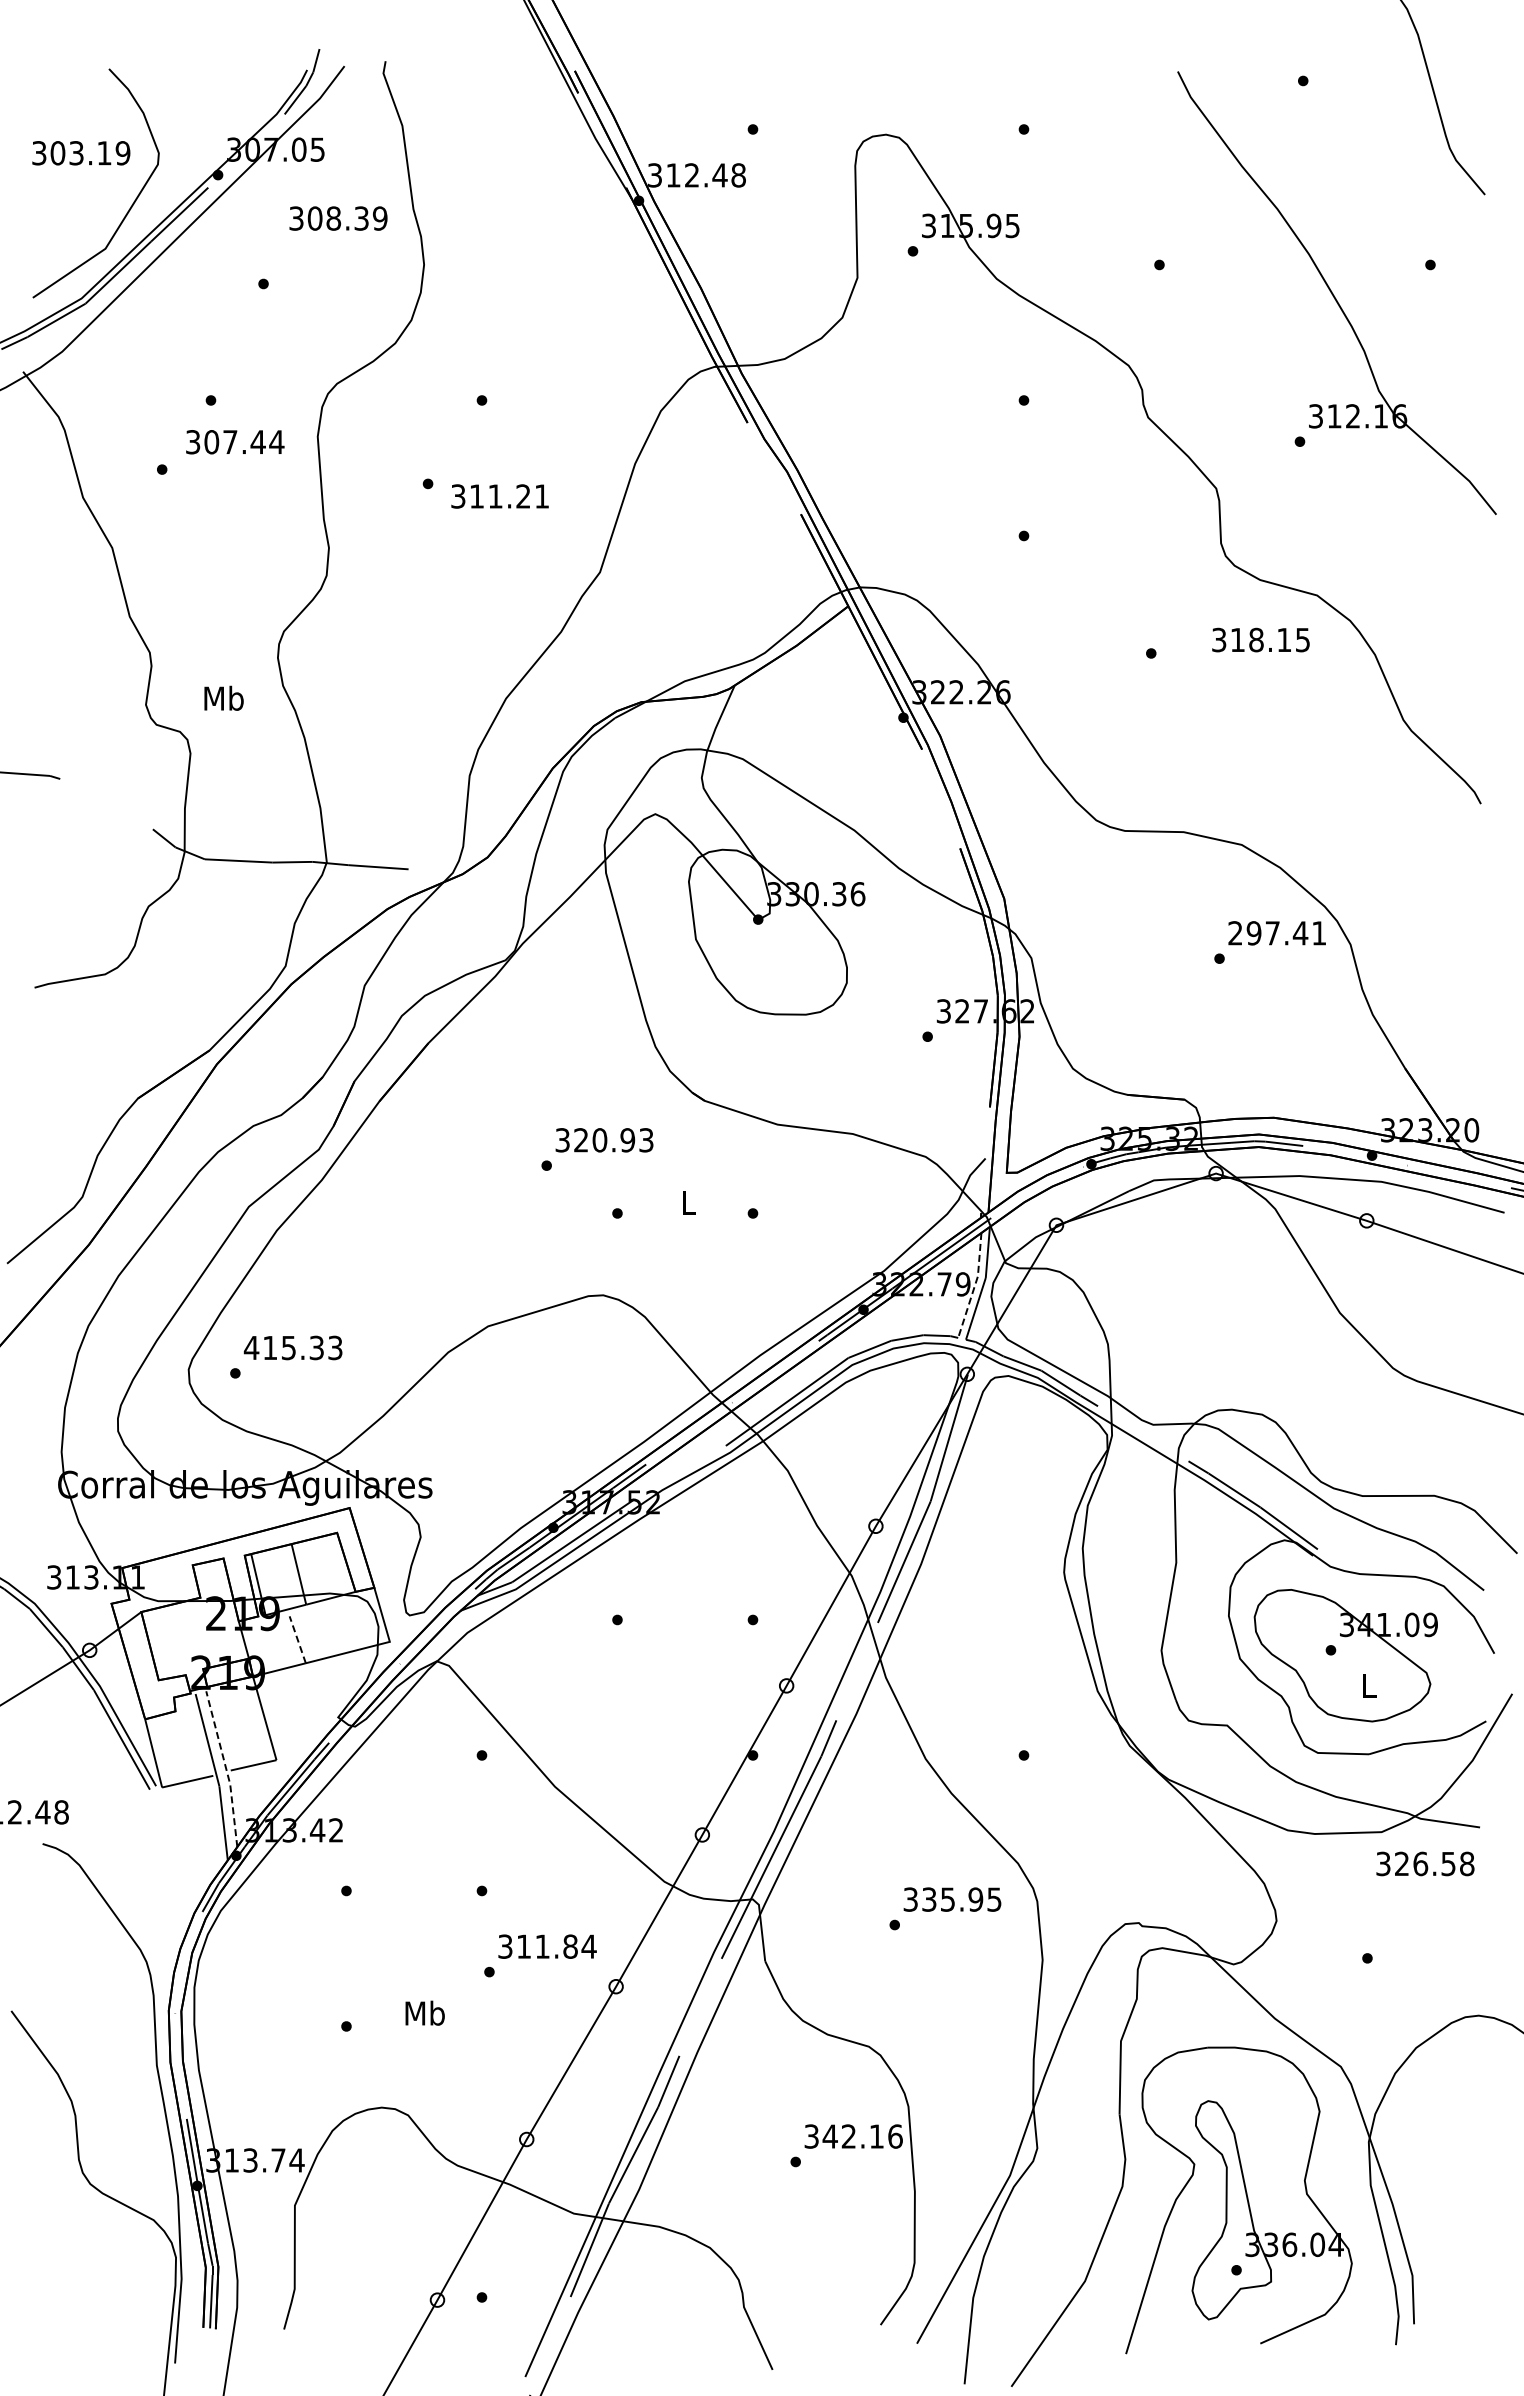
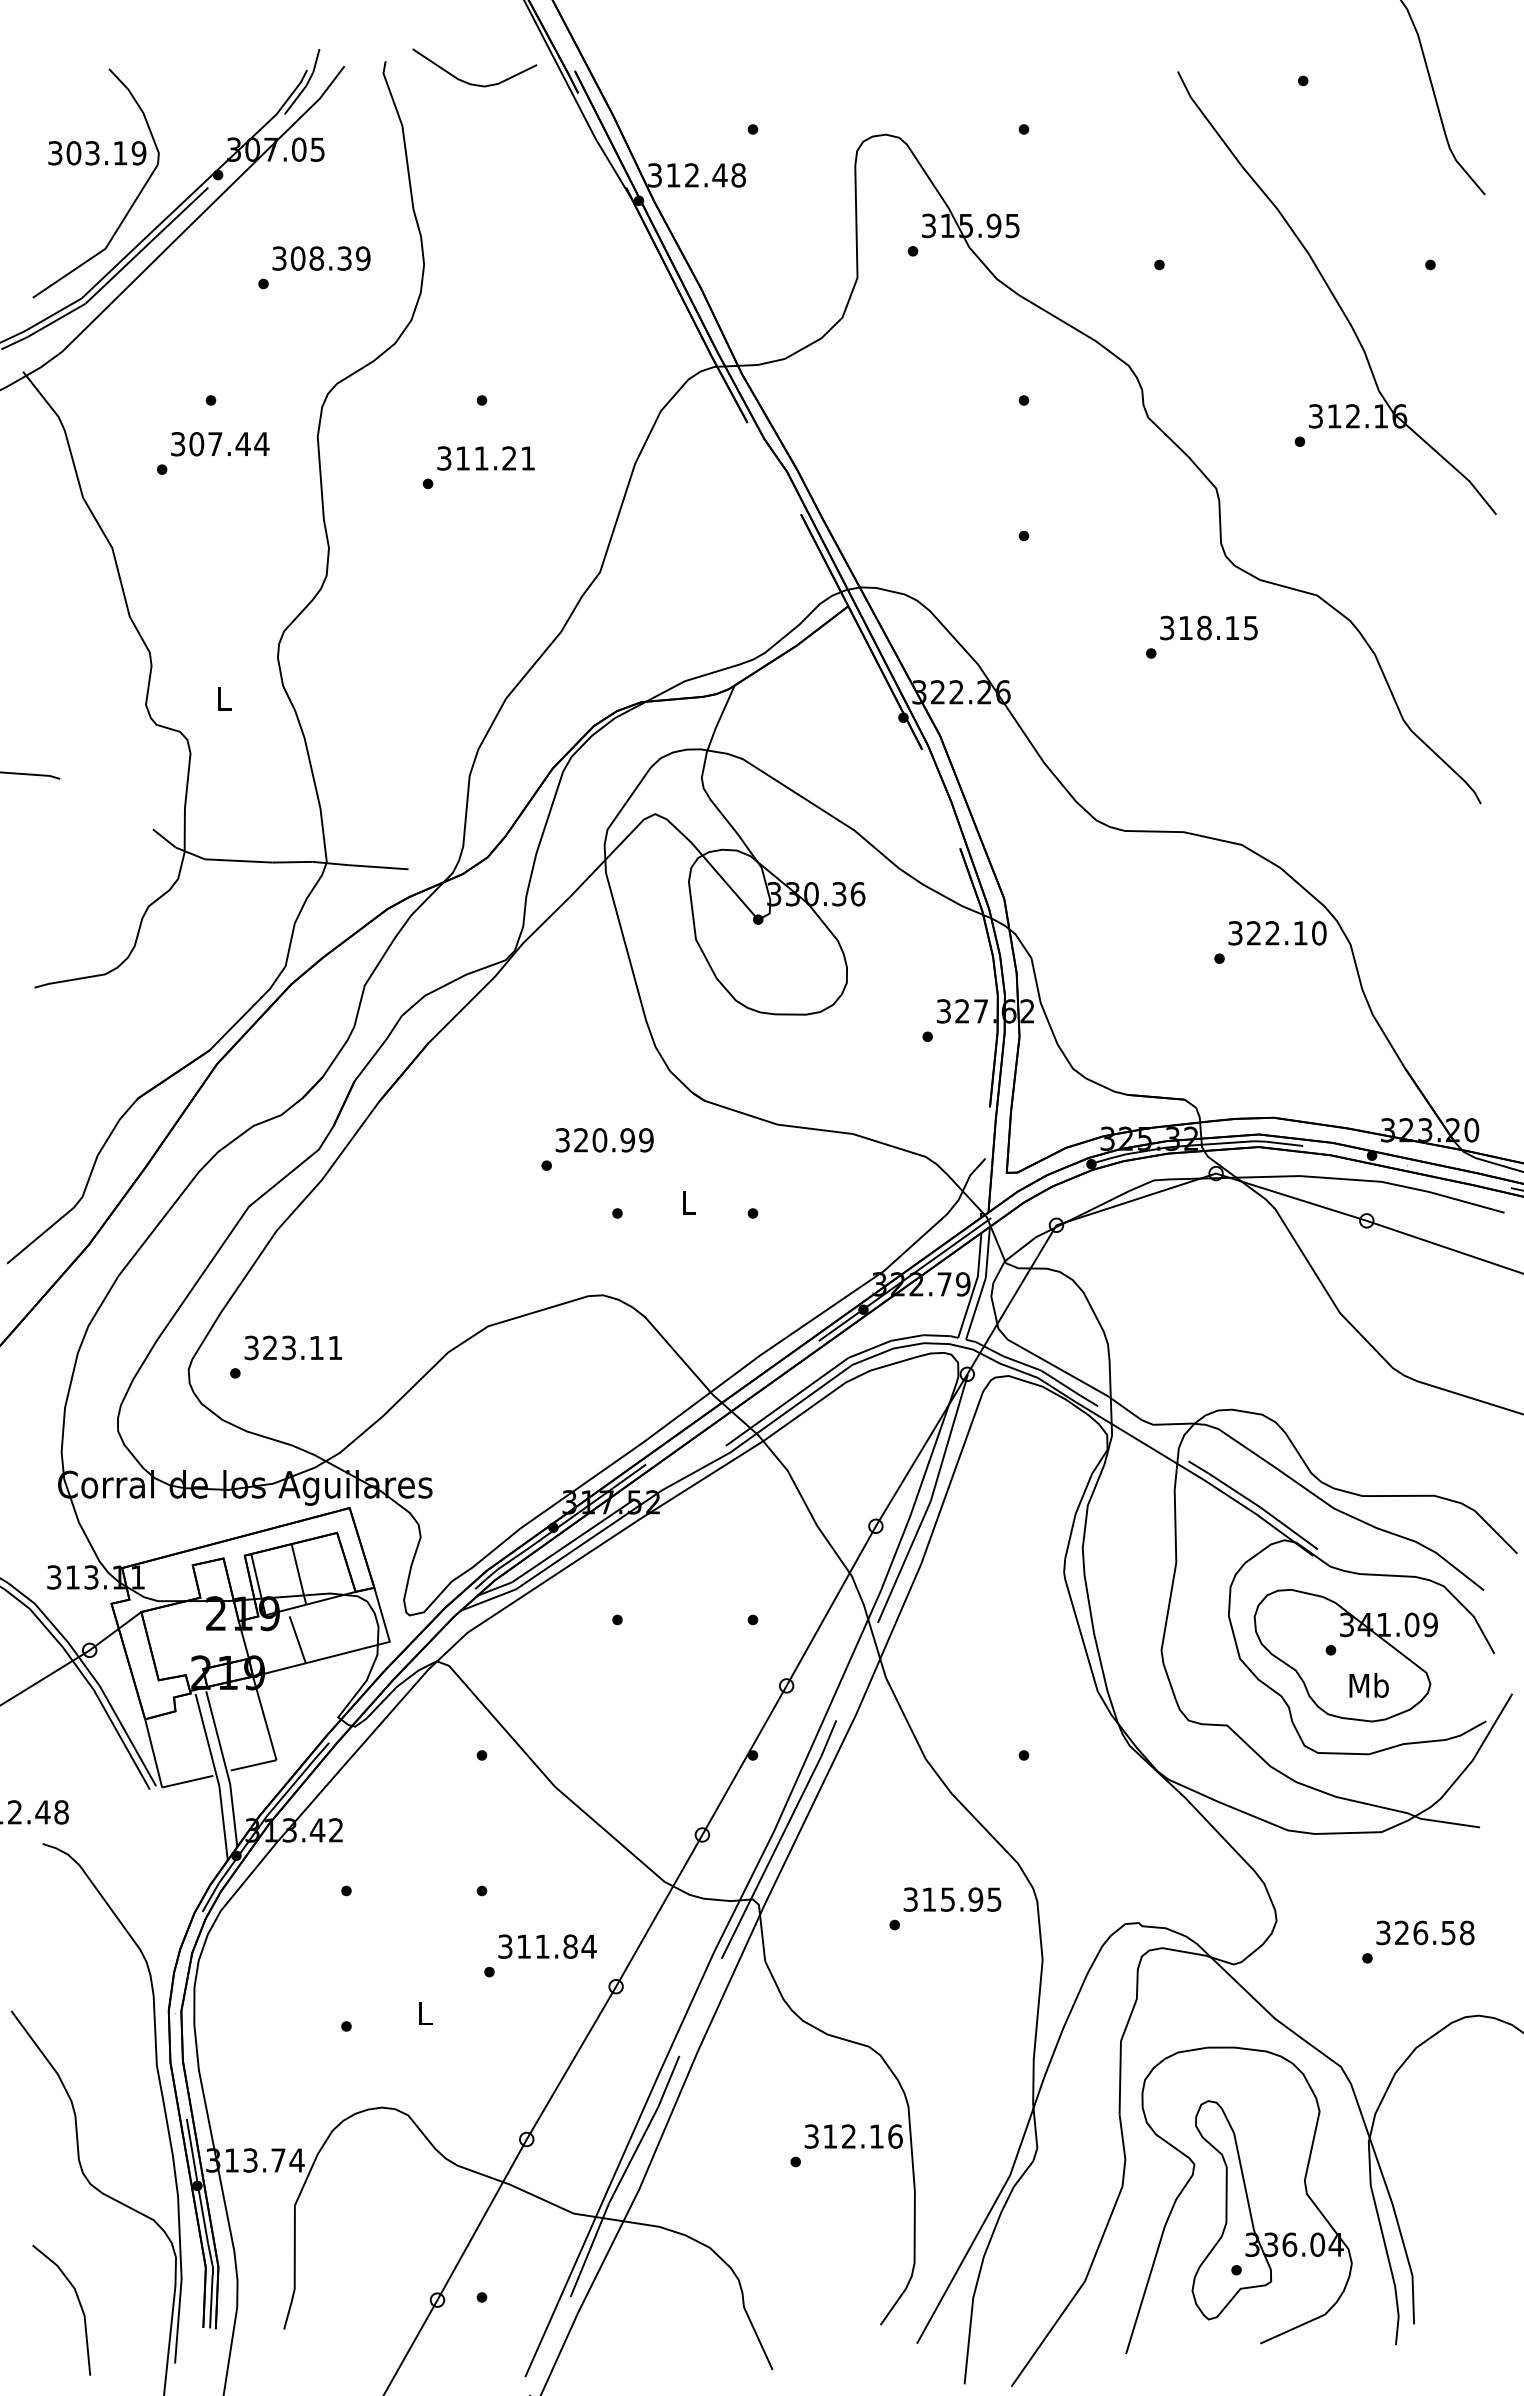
curve: none -> present (469, 82)
text position: (81, 153) -> (97, 153) (97, 153)
text position: (338, 218) -> (321, 258) (321, 258)
text position: (235, 442) -> (220, 444) (220, 444)
text position: (499, 496) -> (485, 458) (485, 458)
text position: (1260, 639) -> (1208, 627) (1208, 627)
text: Mb -> L (223, 697)
text: 297.41 -> 322.10 (1277, 933)
text: 320.93 -> 320.99 (646, 1140)
line: dashed -> solid (974, 1285)
text: 415.33 -> 323.11 (292, 1347)
line: dashed -> solid (297, 1639)
text: L -> Mb (1368, 1685)
line: dashed -> solid (226, 1768)
text position: (1425, 1863) -> (1425, 1932) (1425, 1932)
text: 335.95 -> 315.95 (929, 1899)
text: Mb -> L (424, 2012)
text: 342.16 -> 312.16 (829, 2136)
line: none -> present (79, 2305)
